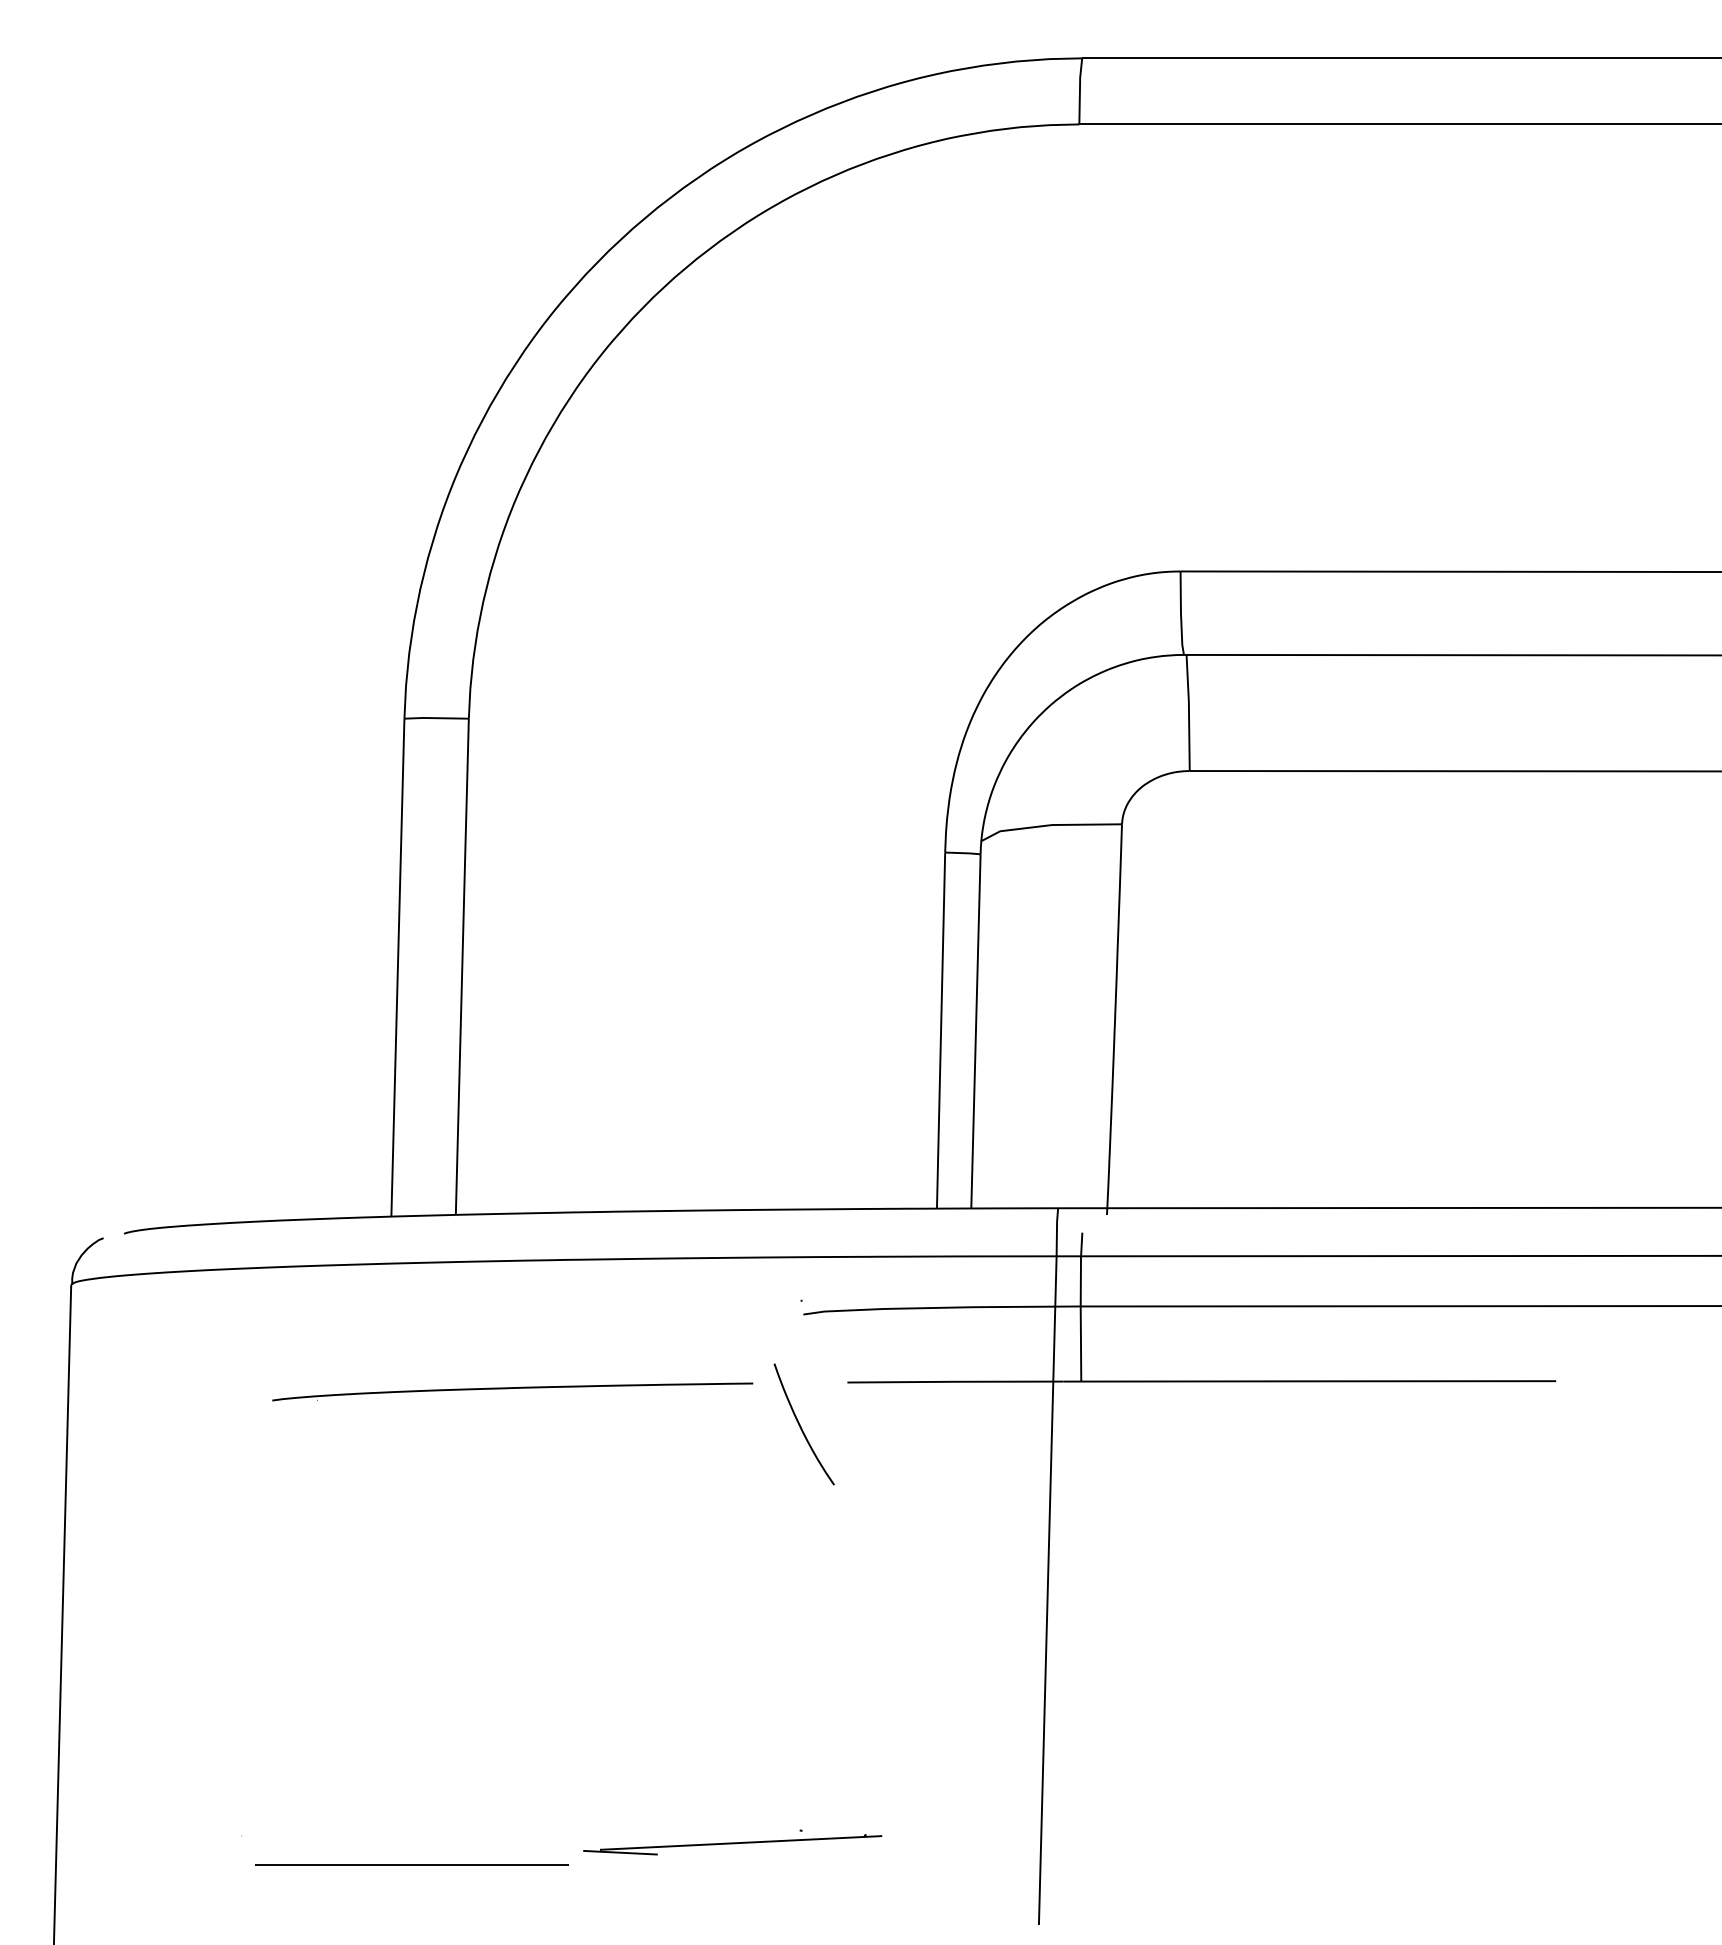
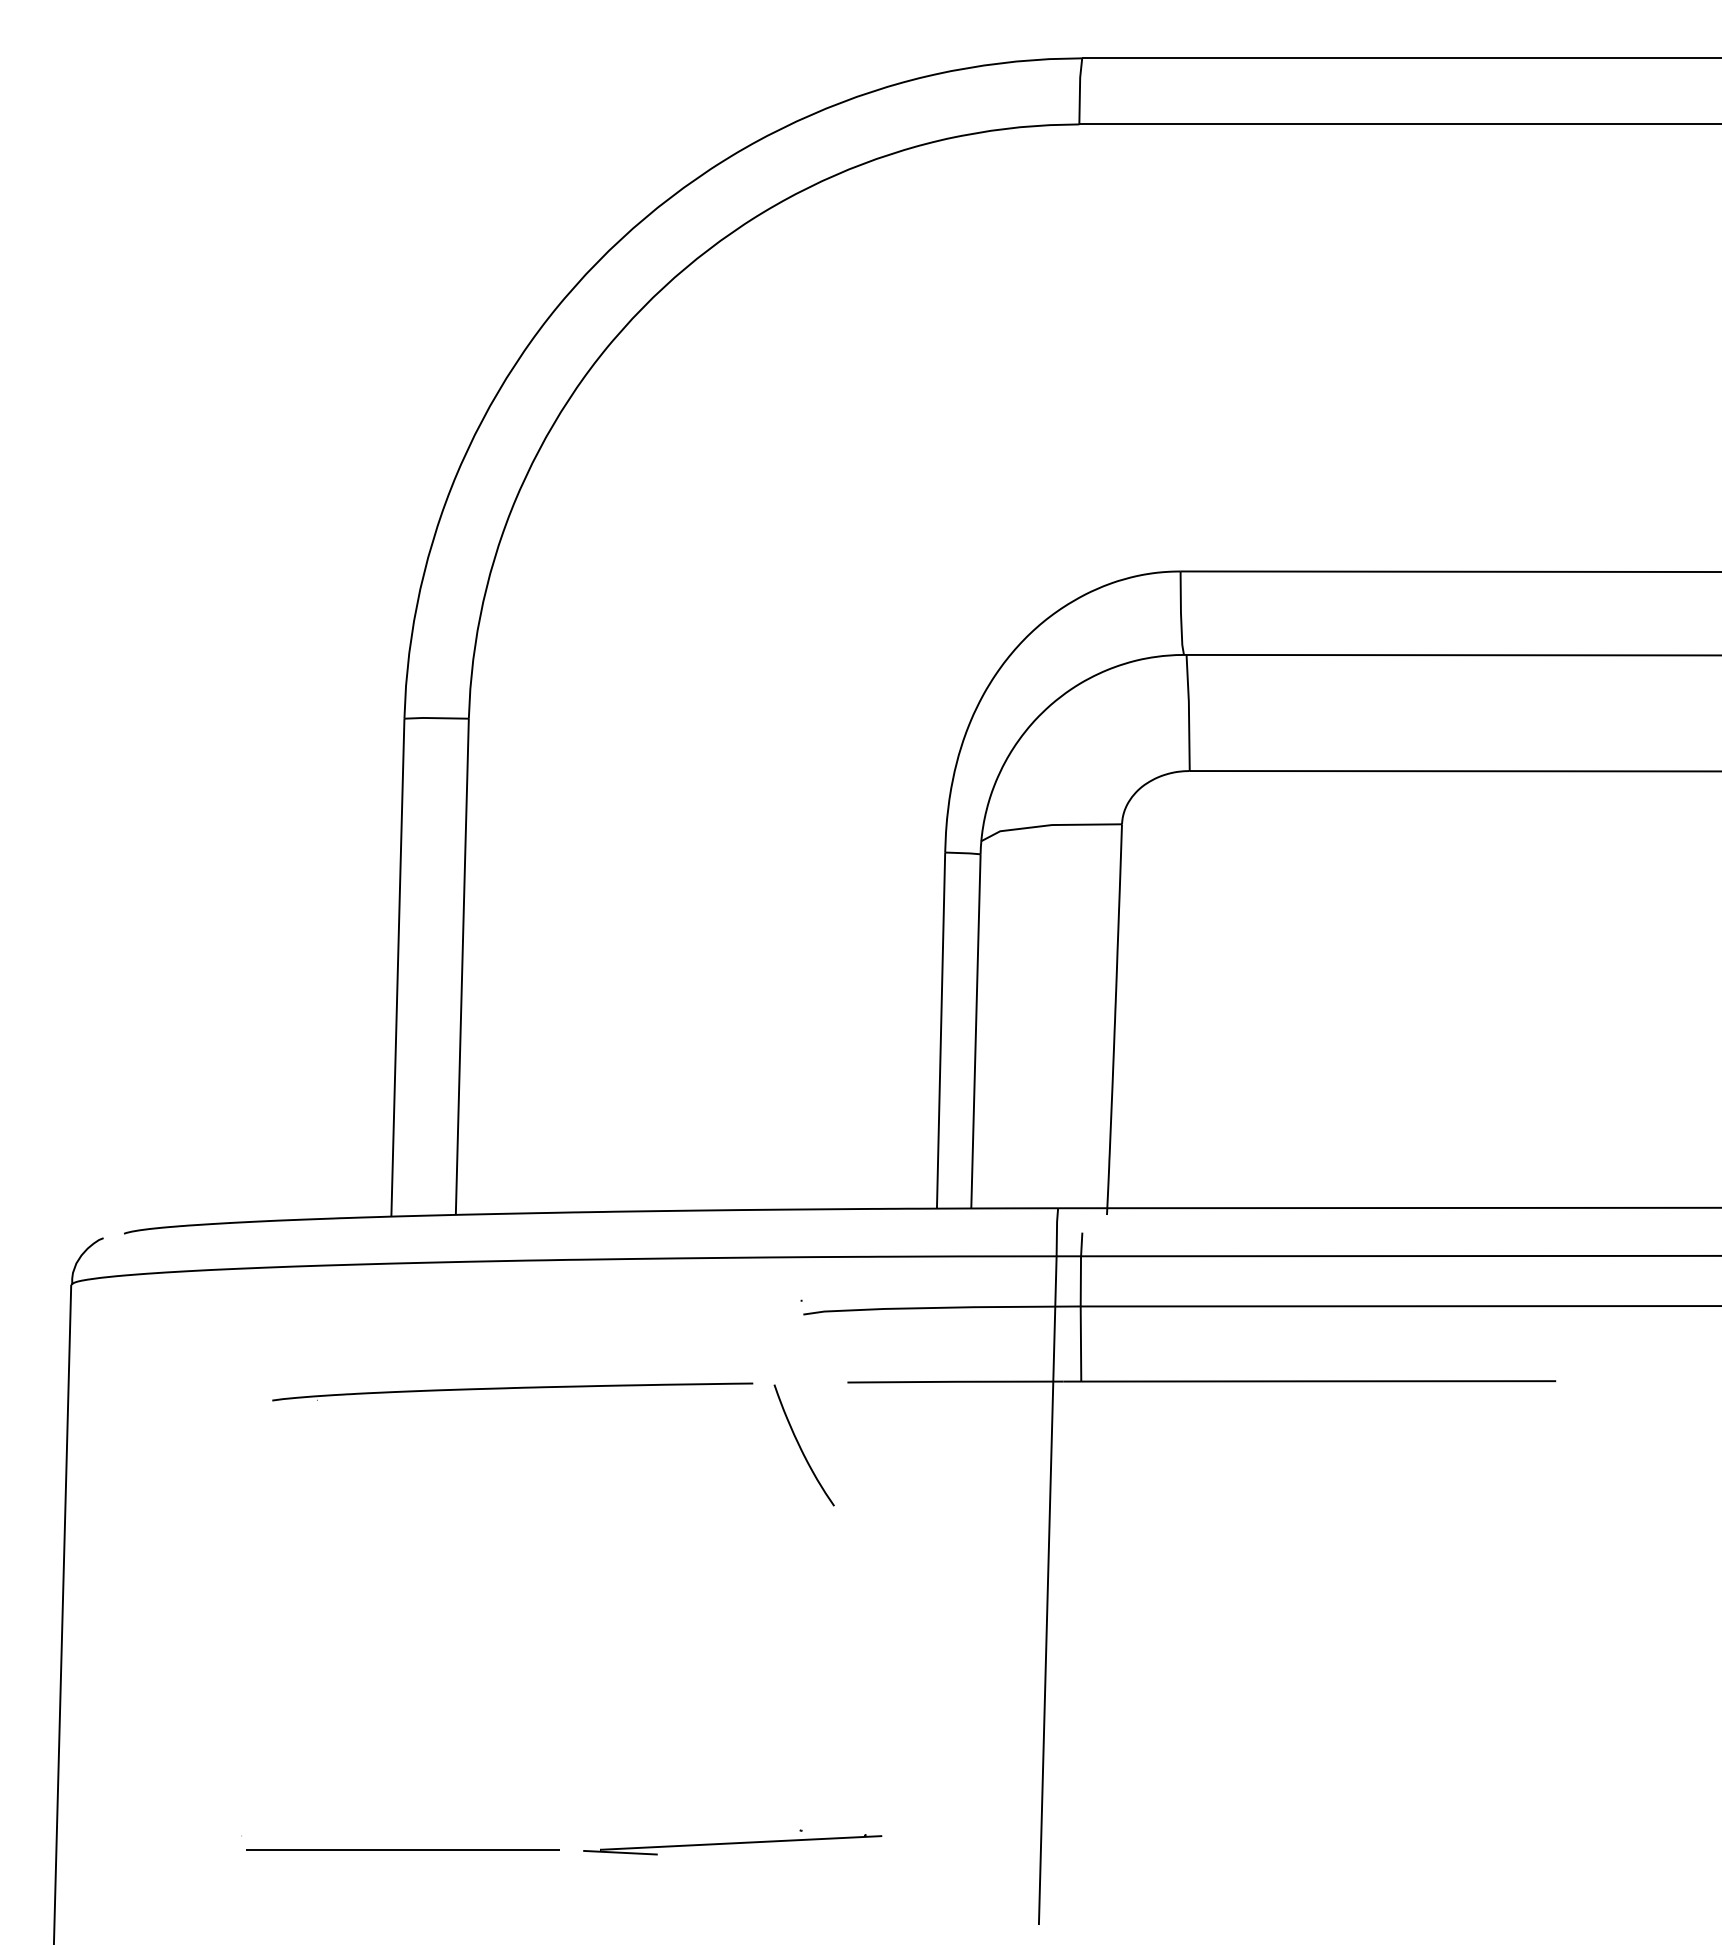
curve position: (801, 1426) -> (801, 1447) (801, 1447)
line position: (411, 1864) -> (402, 1849) (402, 1849)
